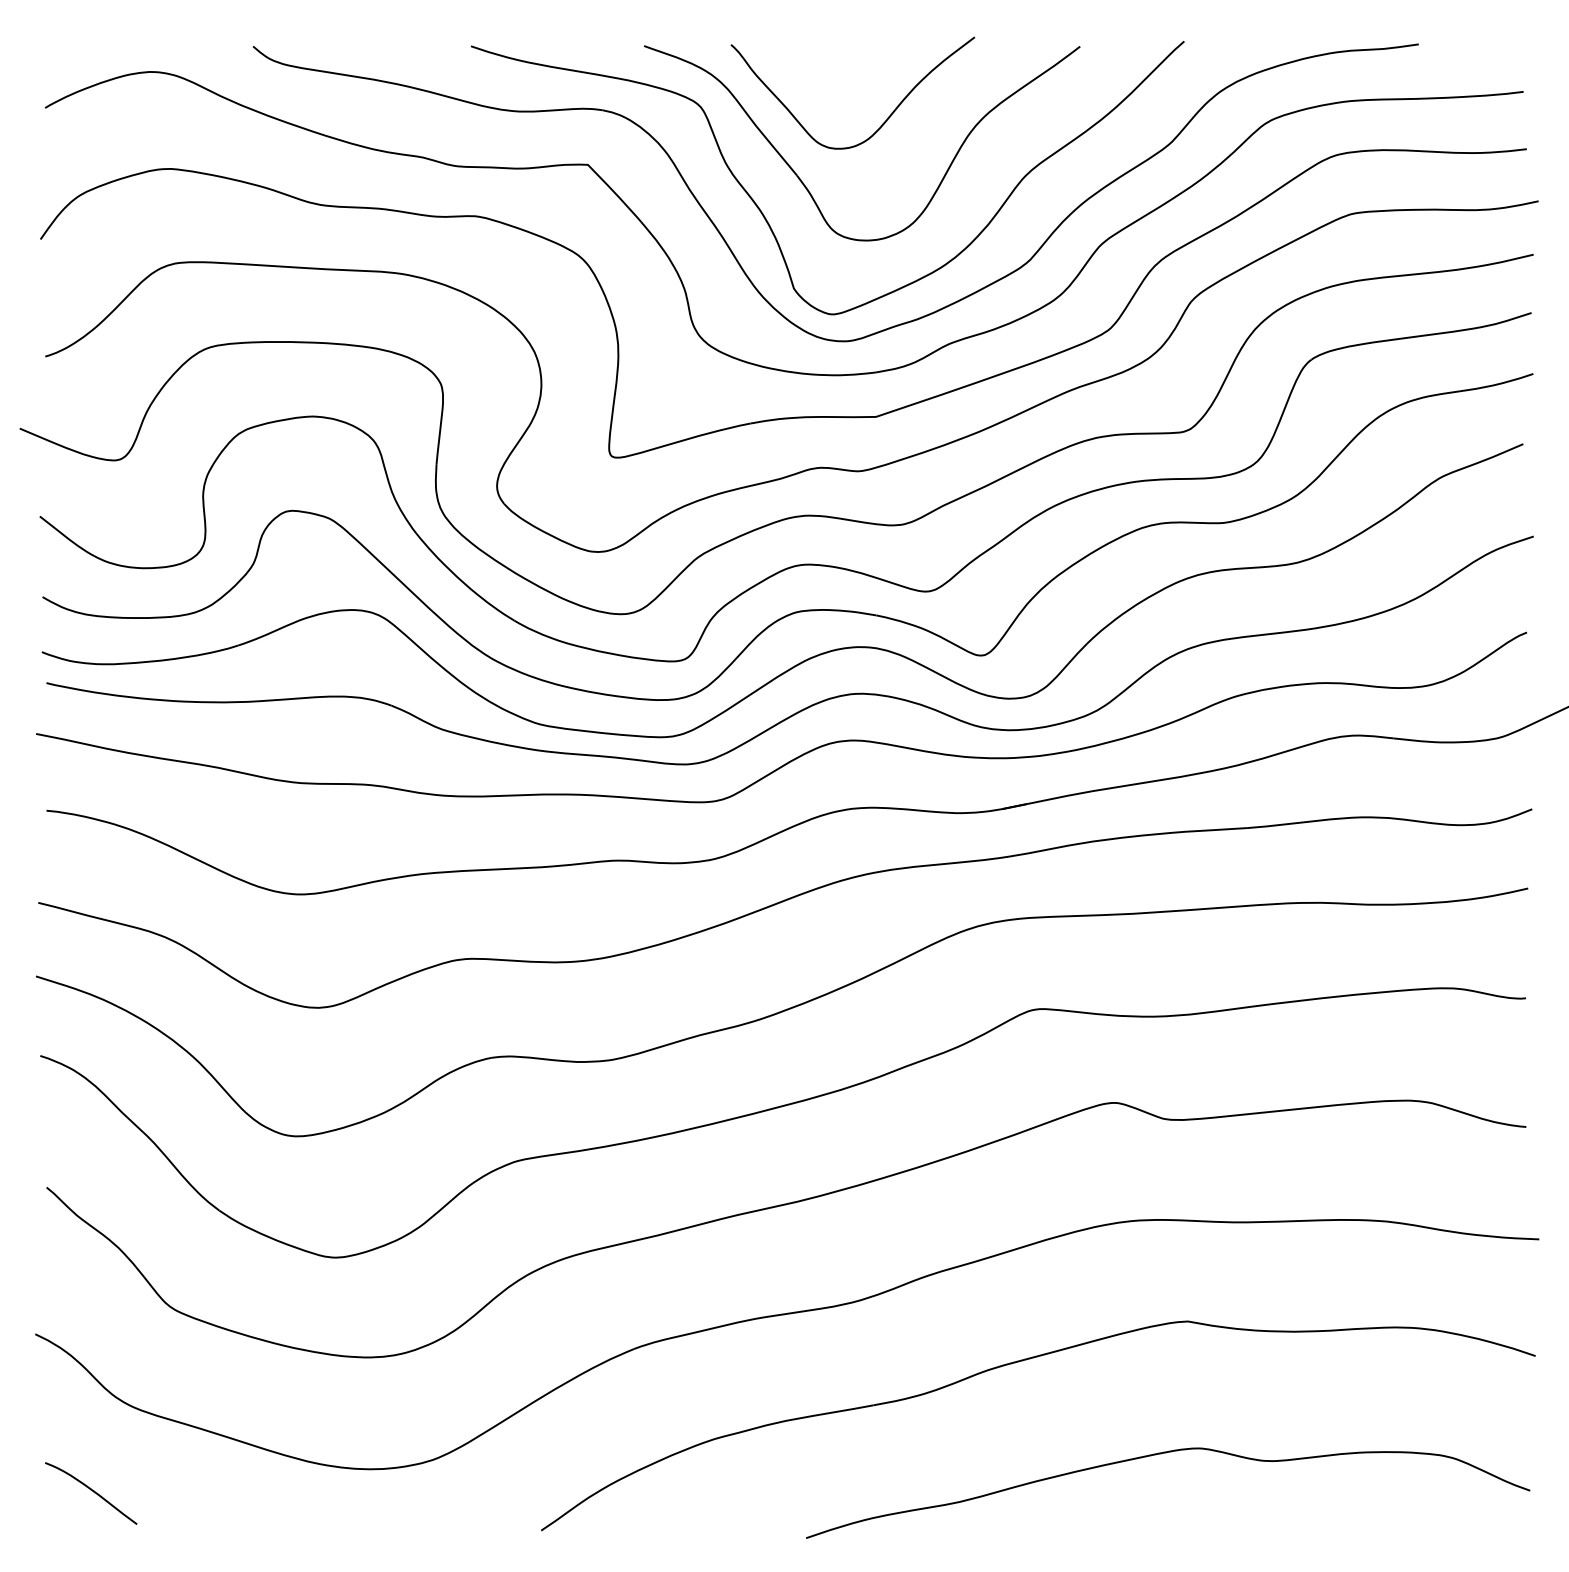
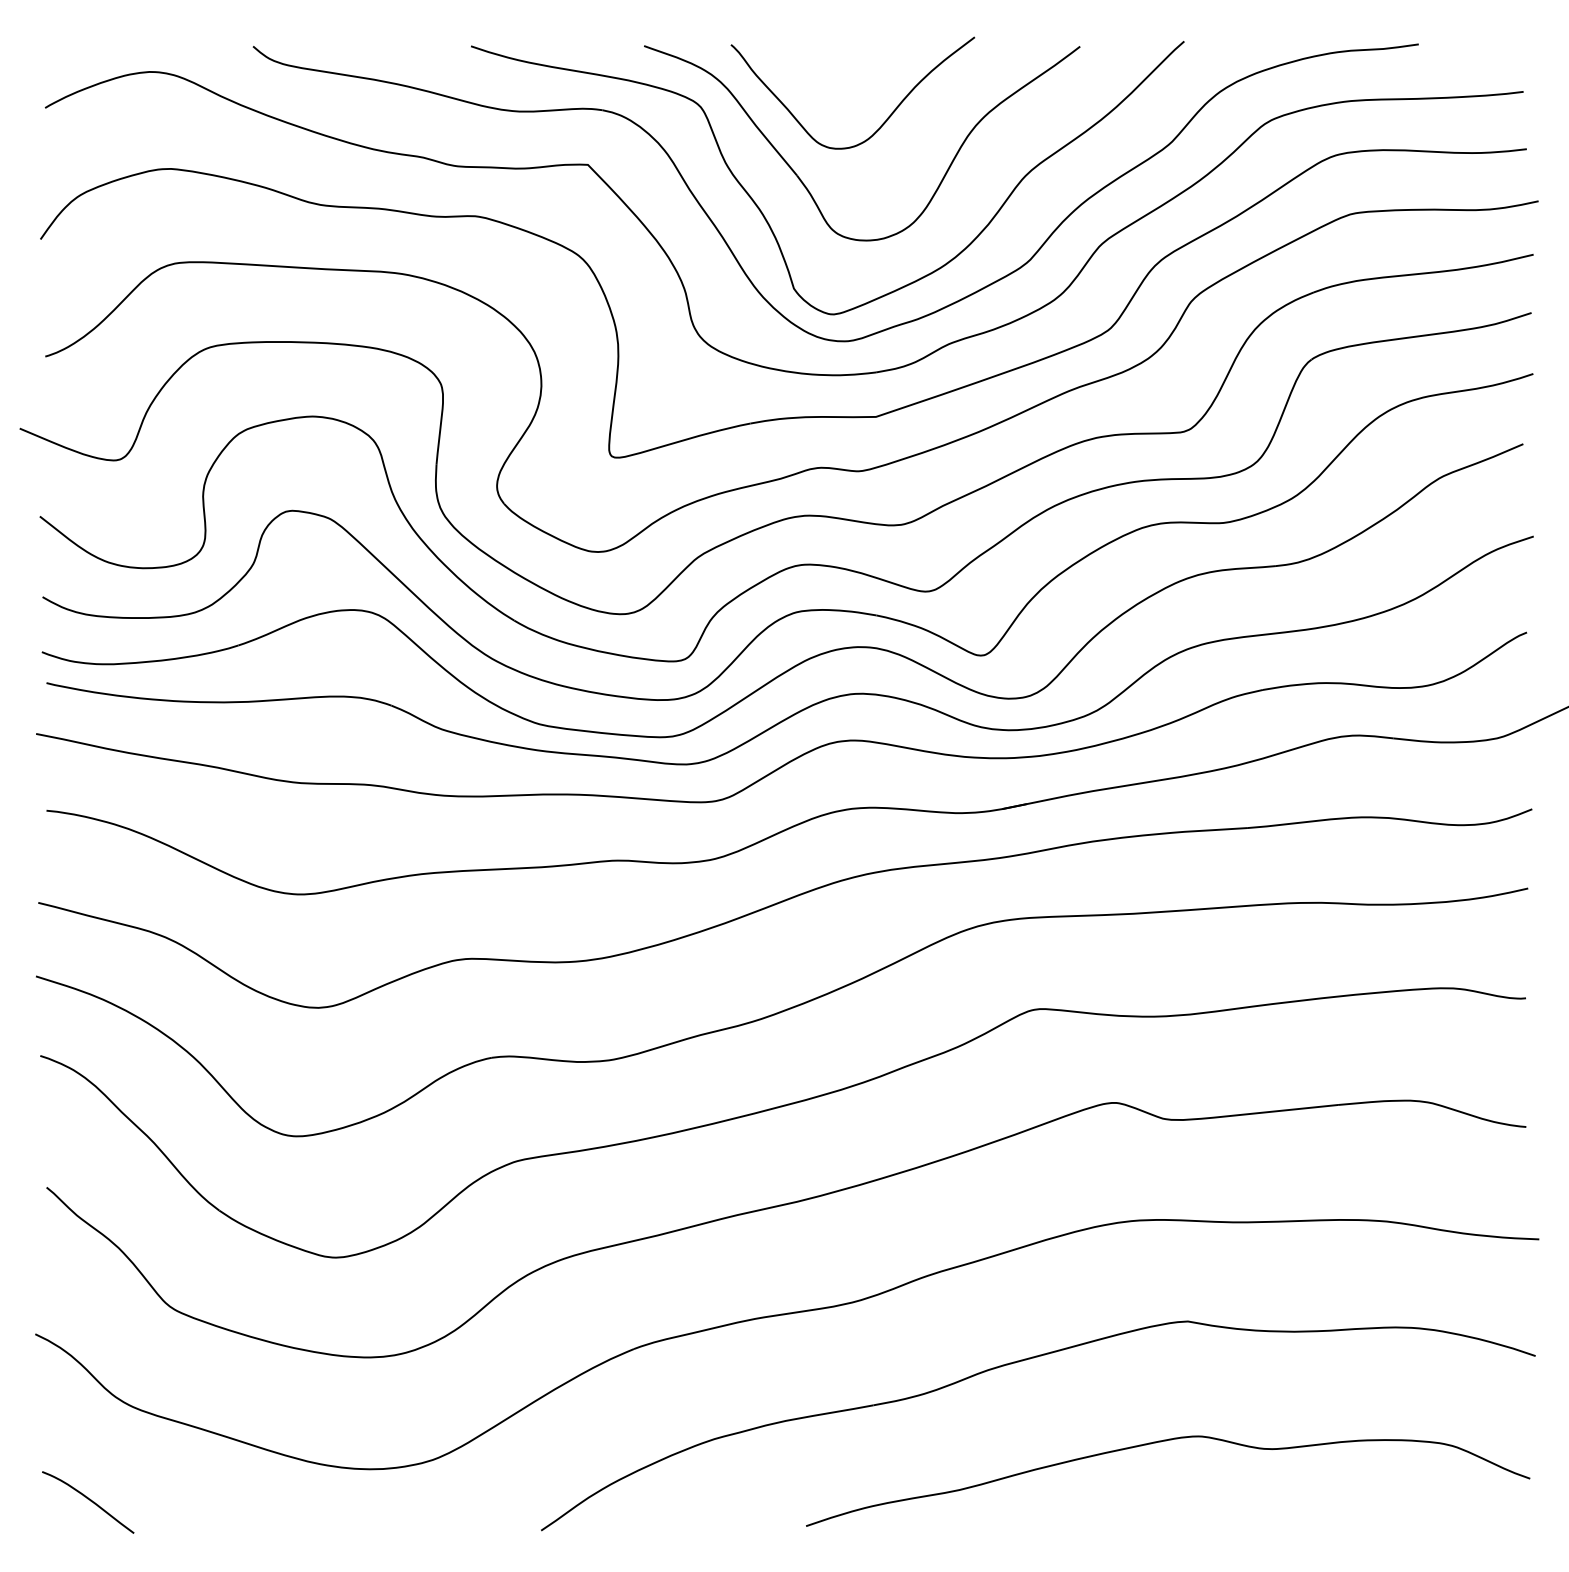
curve position: (1161, 1454) -> (1161, 1442) (1161, 1442)
curve position: (92, 1491) -> (89, 1500) (89, 1500)
